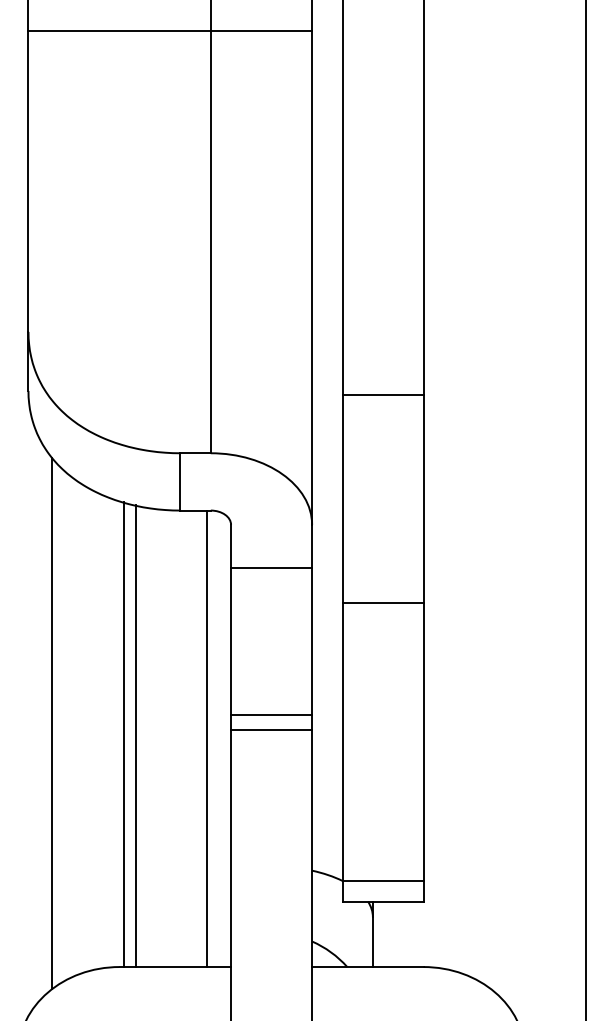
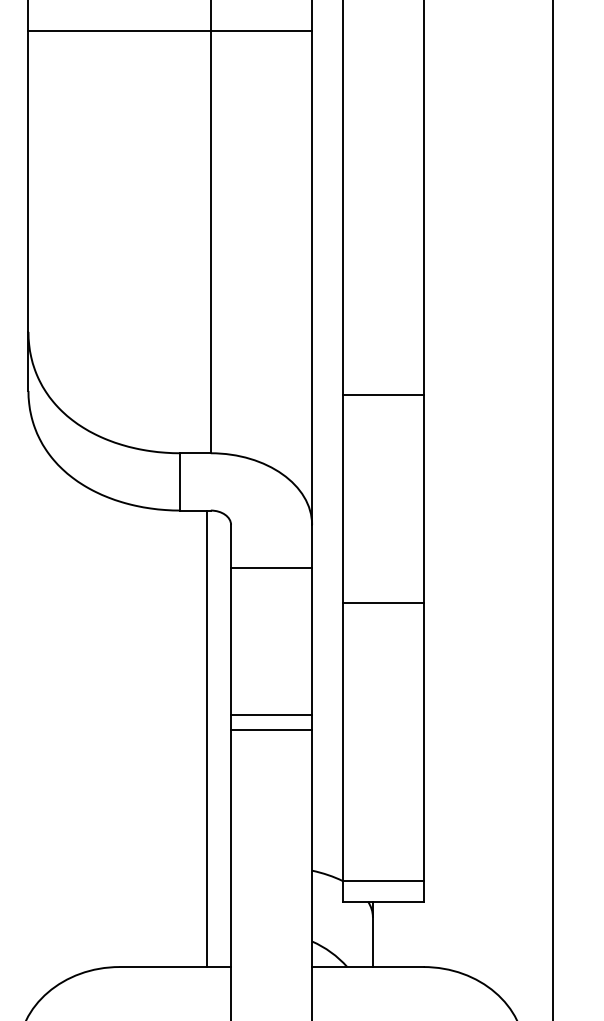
line position: (585, 509) -> (552, 509) (552, 509)
line: present -> none (52, 723)
line: present -> none (123, 734)
line: present -> none (135, 736)
